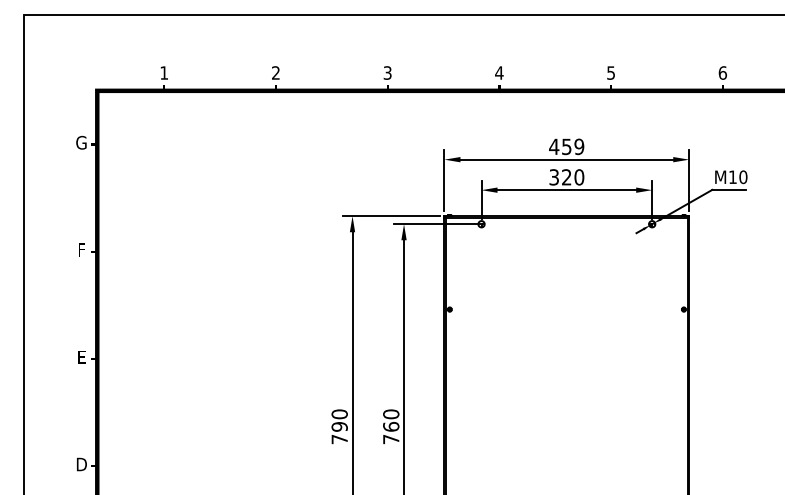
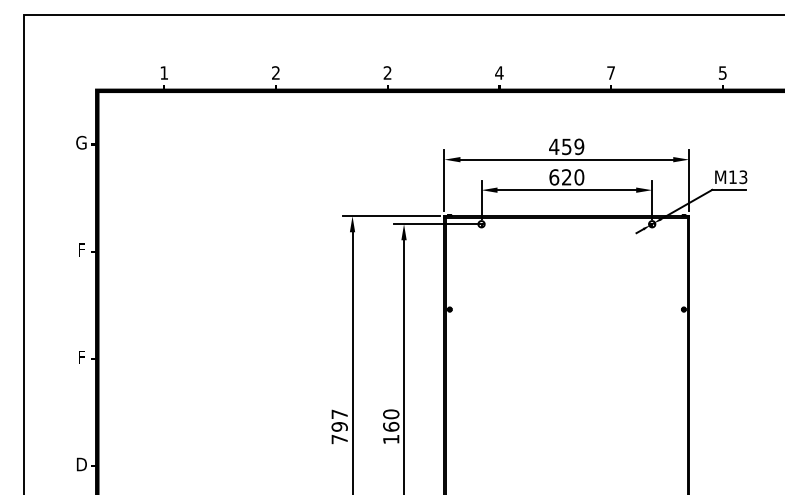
text: 3 -> 2 (387, 72)
text: 5 -> 7 (610, 72)
text: 6 -> 5 (722, 72)
text: 320 -> 620 (554, 177)
text: M10 -> M13 (743, 177)
text: E -> F (81, 357)
text: 790 -> 797 (339, 414)
text: 760 -> 160 (391, 439)
